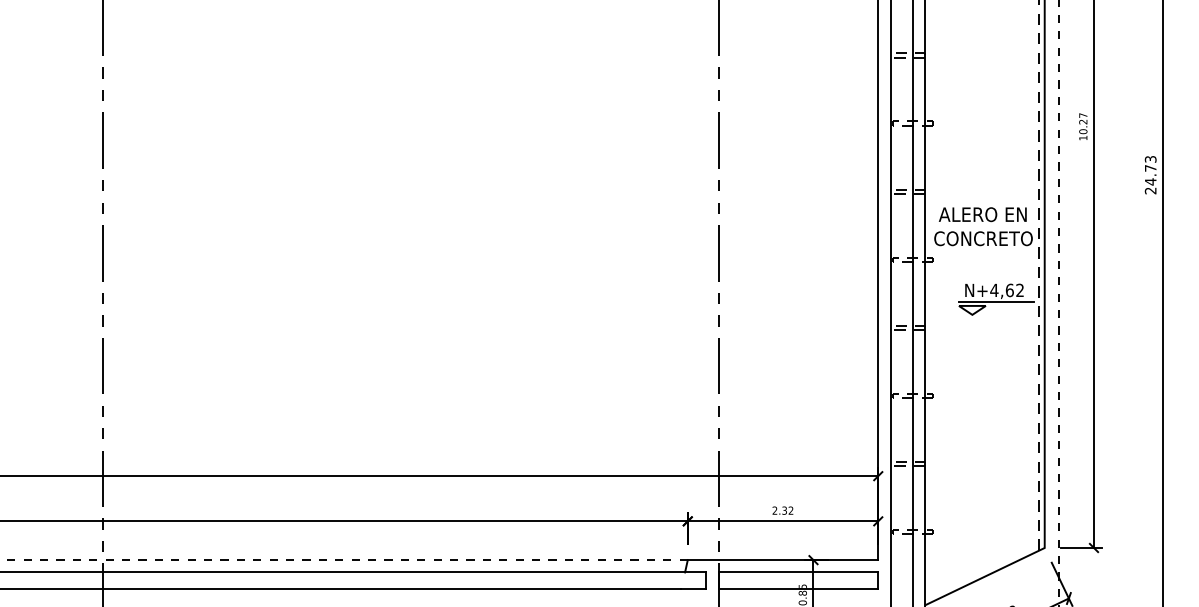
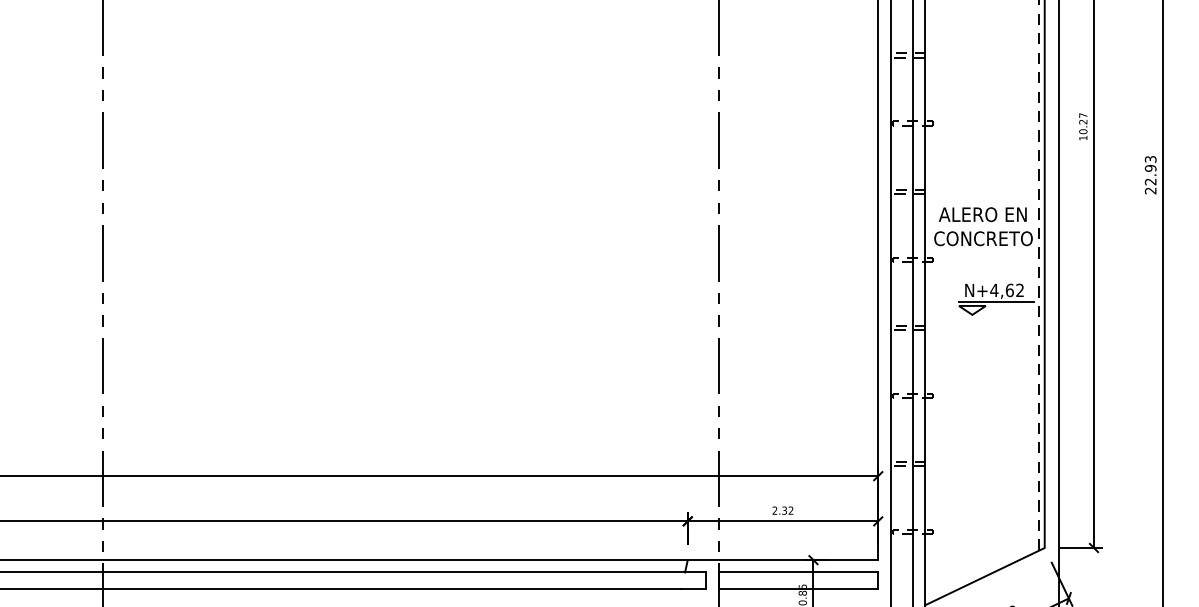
text: 24.73 -> 22.93 (1150, 175)
line: dashed -> solid (1058, 303)
line: dashed -> solid (343, 560)
